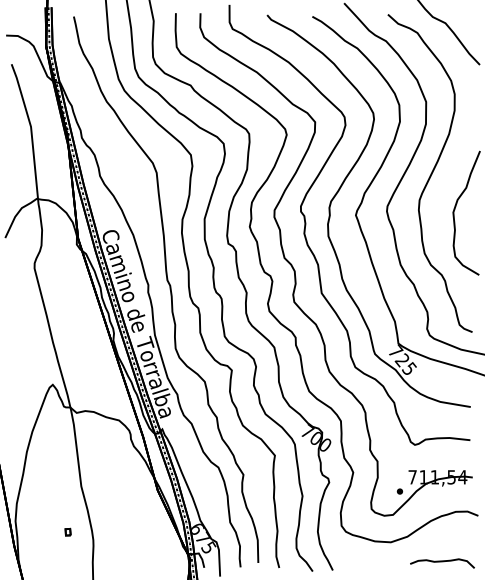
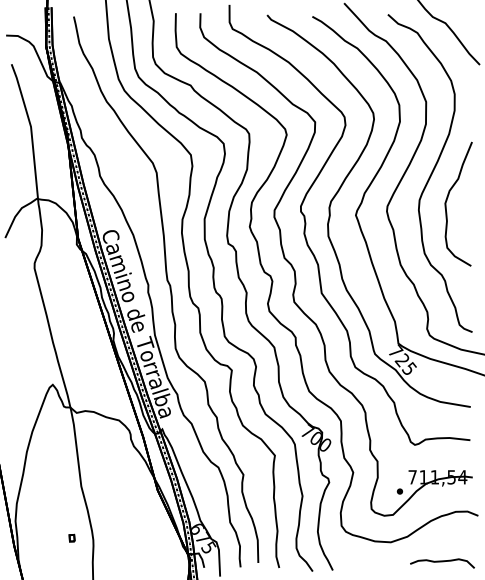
curve position: (455, 209) -> (447, 200) (447, 200)
part position: (67, 531) -> (71, 537) (71, 537)
